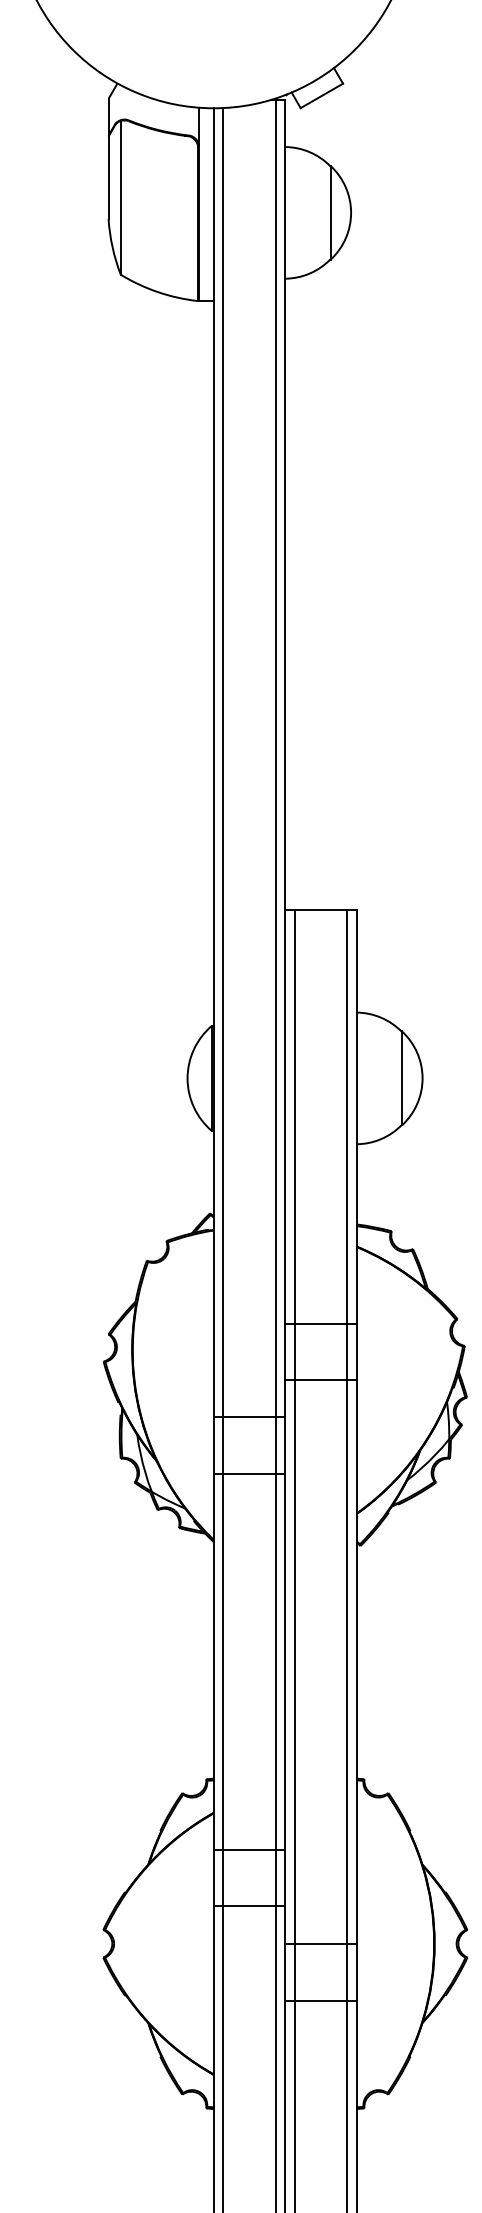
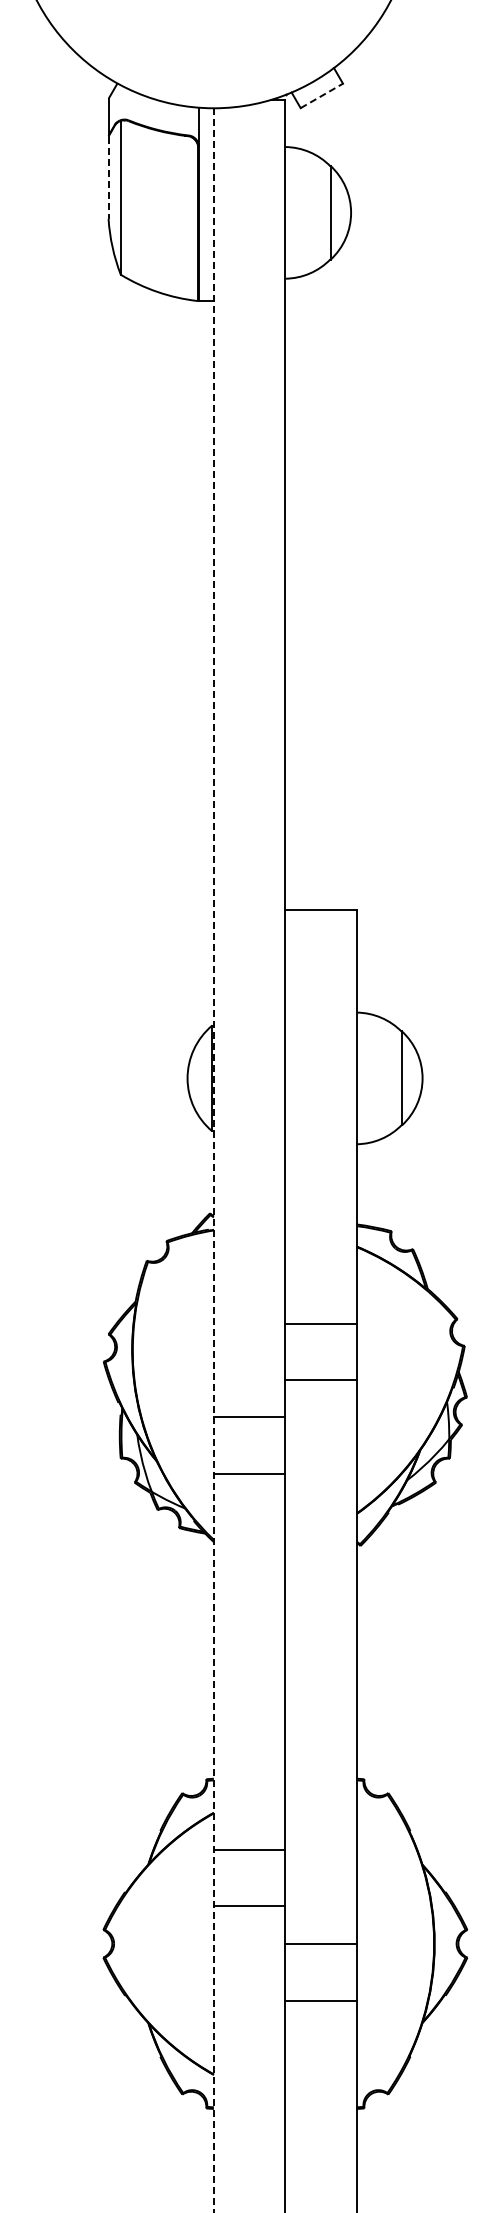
line: solid -> dashed (322, 95)
line: solid -> dashed (108, 178)
line: present -> none (275, 1154)
line: present -> none (223, 1158)
line: solid -> dashed (213, 1161)
line: present -> none (294, 1559)
line: present -> none (347, 1559)
